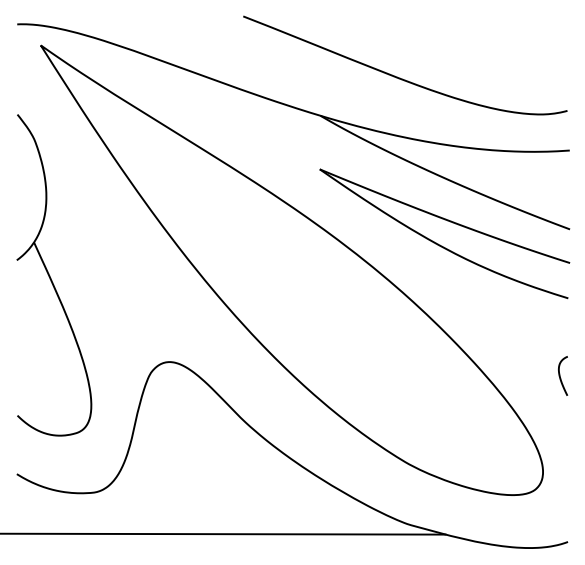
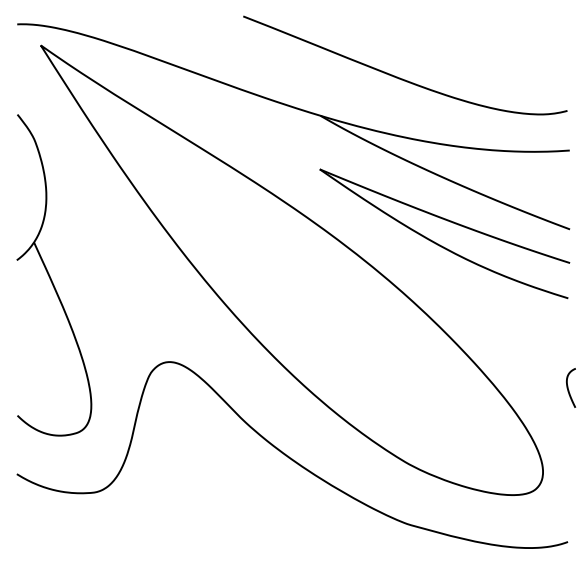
curve position: (560, 375) -> (568, 387) (568, 387)
line: present -> none (223, 533)
